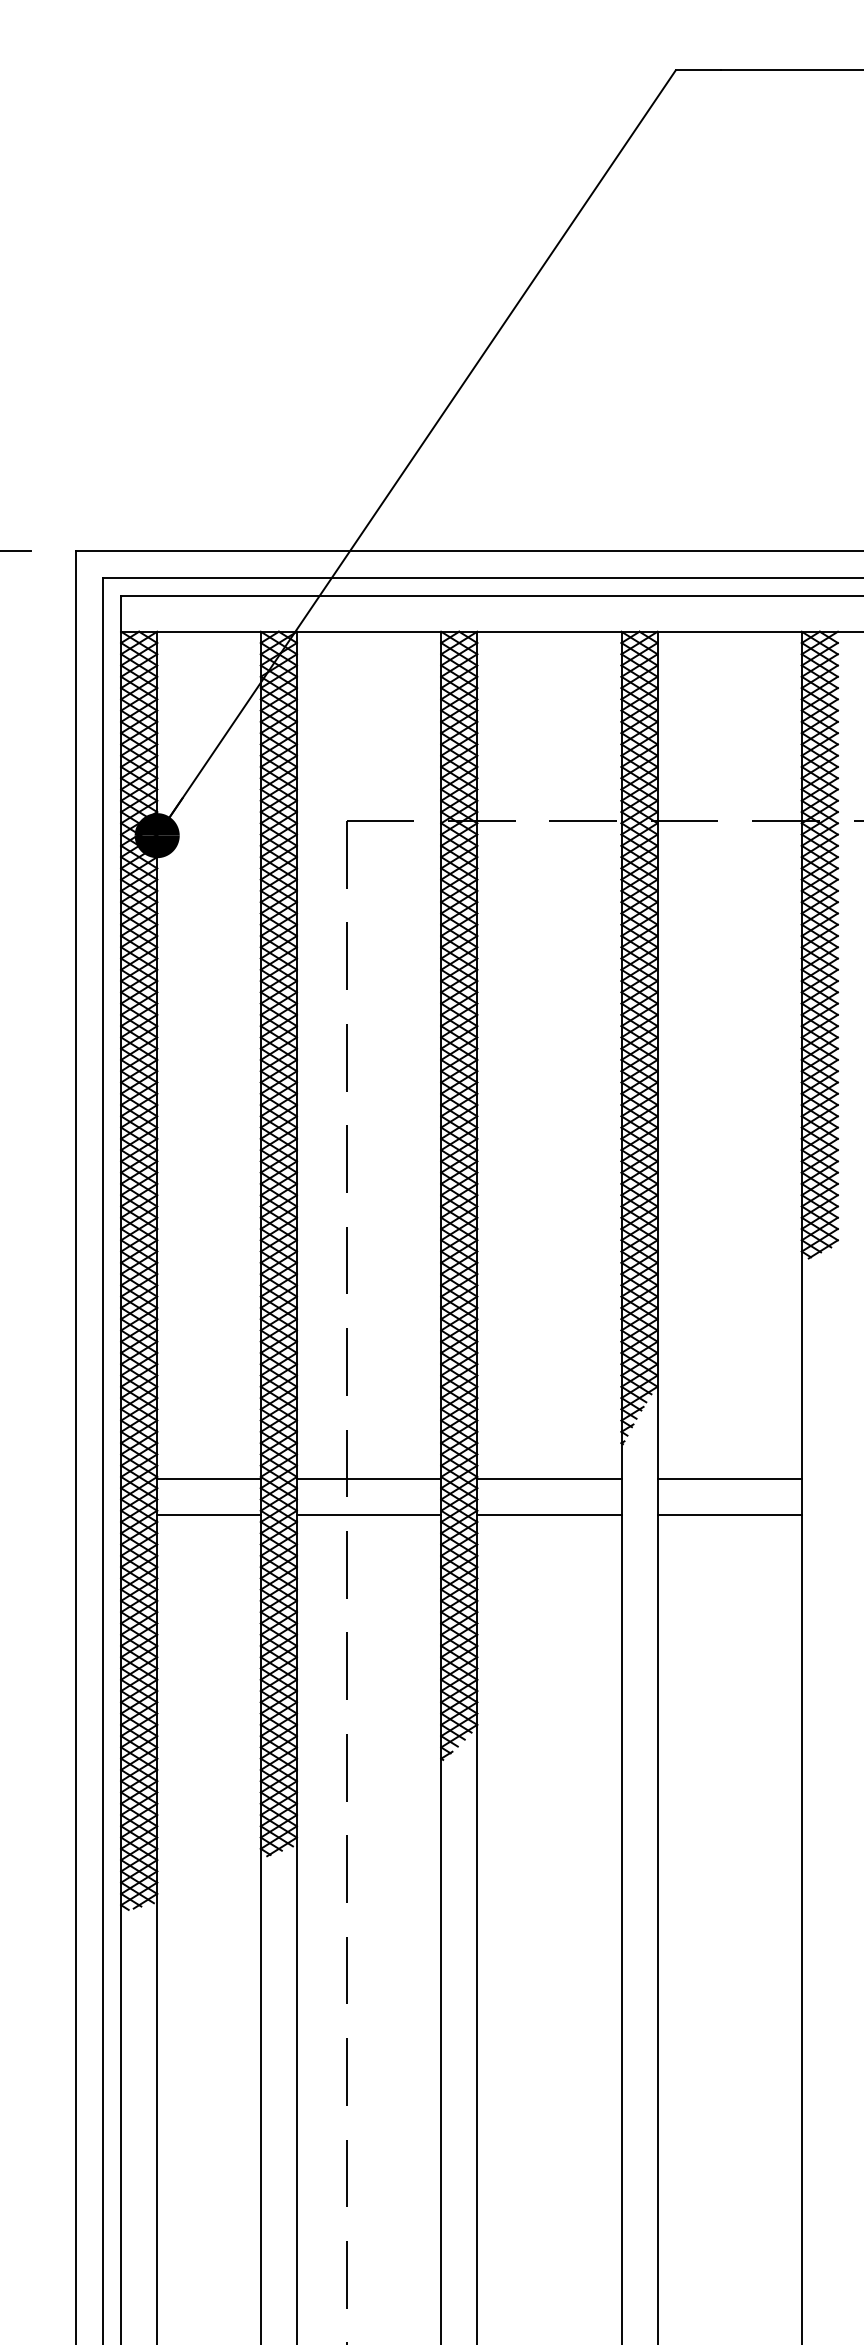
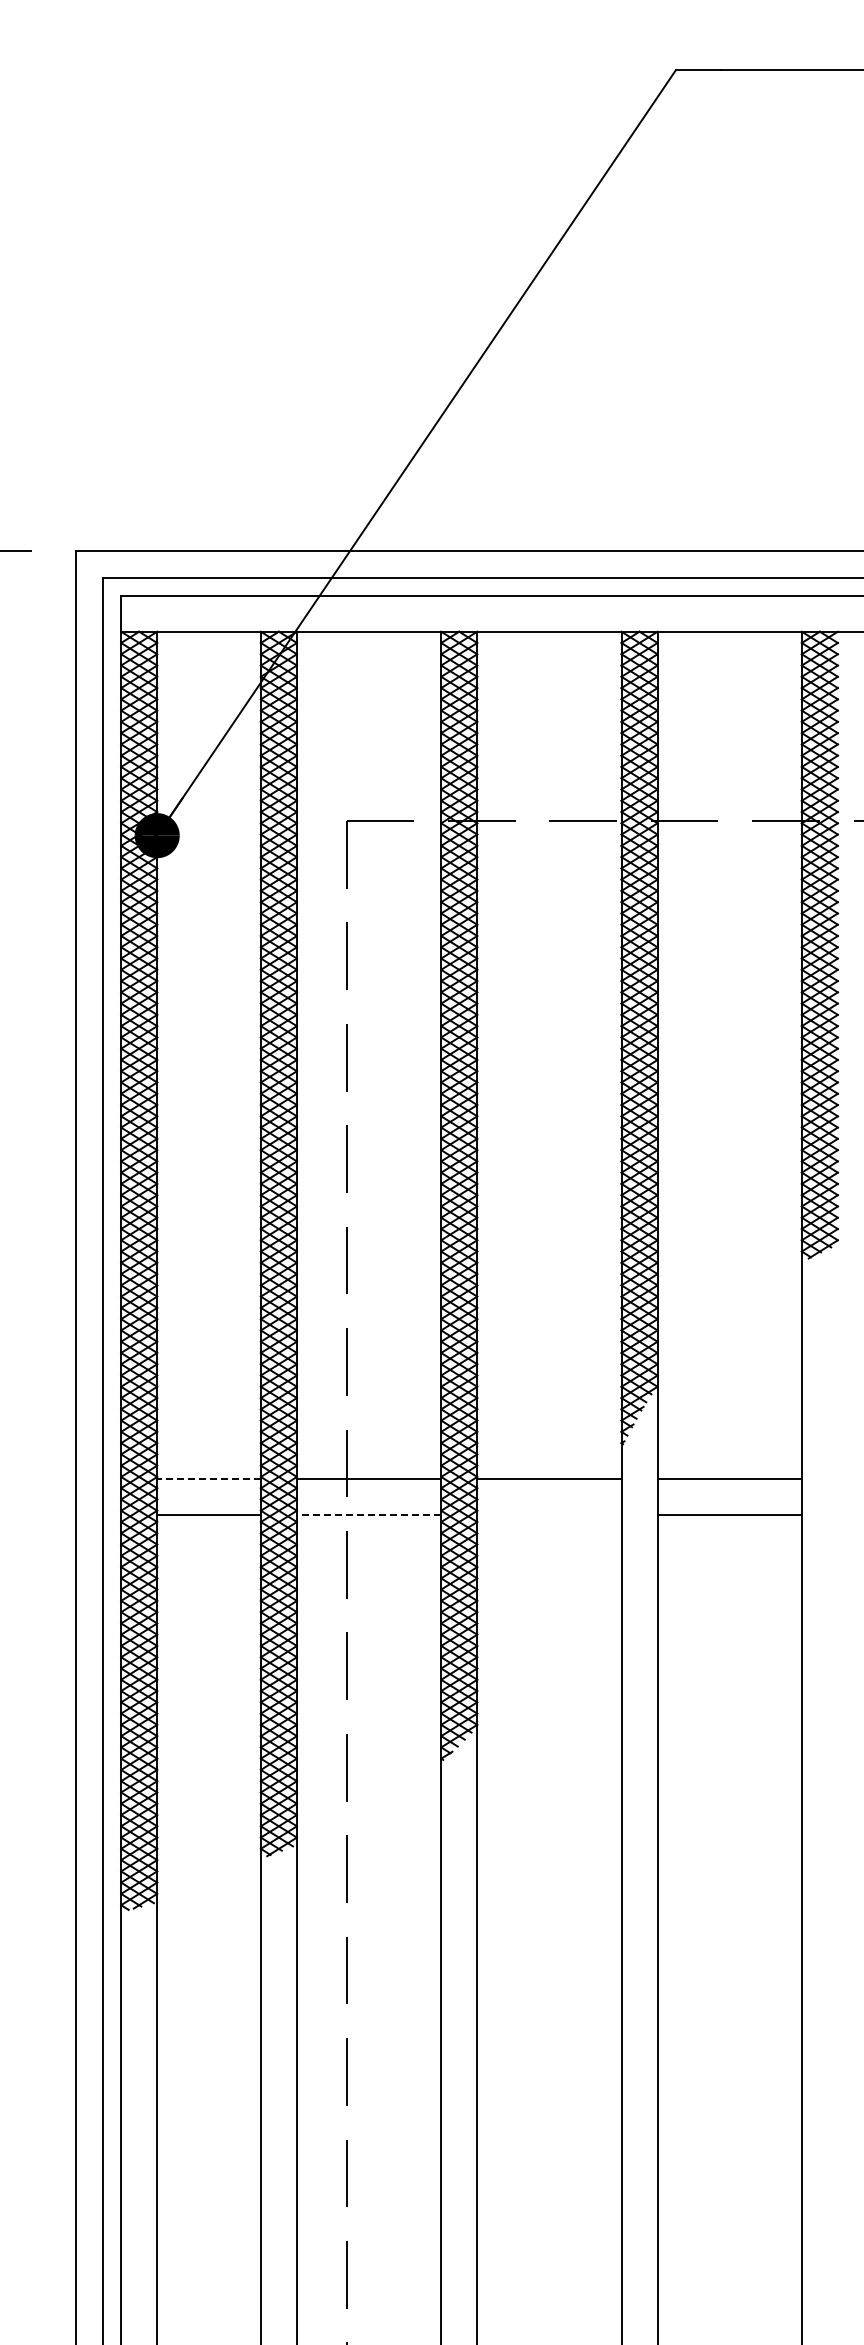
line: solid -> dashed (209, 1479)
line: solid -> dashed (368, 1515)
line: present -> none (549, 1515)
